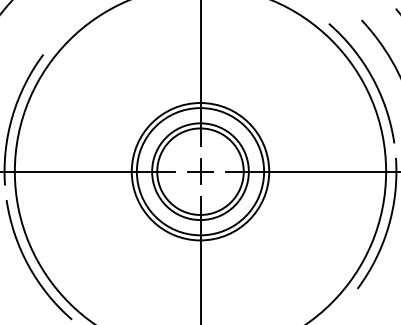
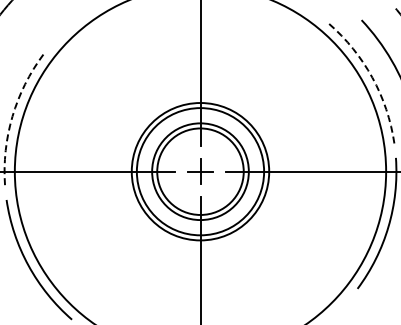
arc: solid -> dashed (372, 77)
arc: solid -> dashed (12, 116)
